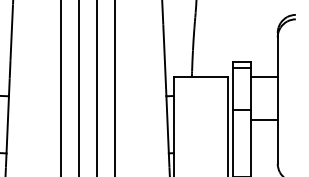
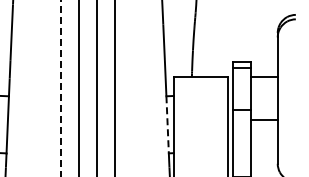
line: solid -> dashed (60, 88)
line: solid -> dashed (167, 124)
